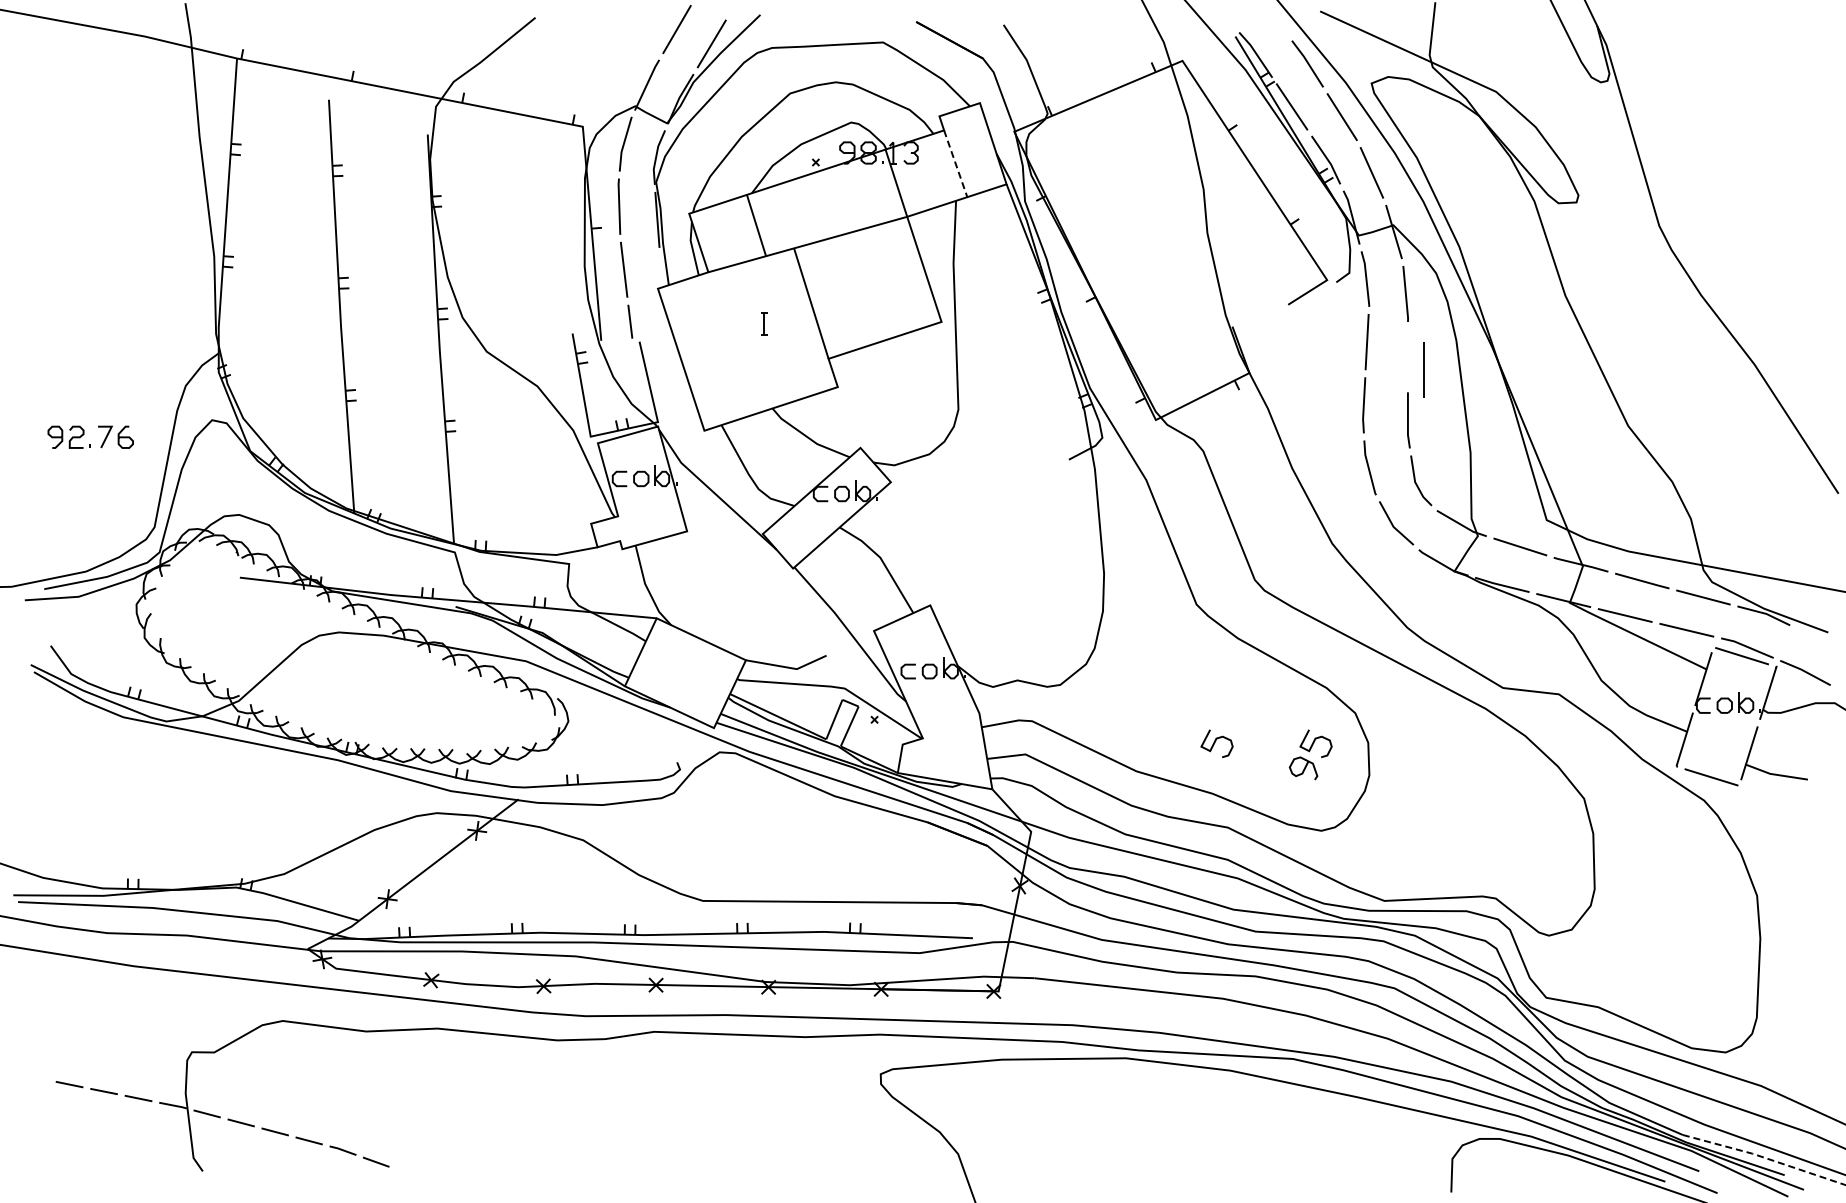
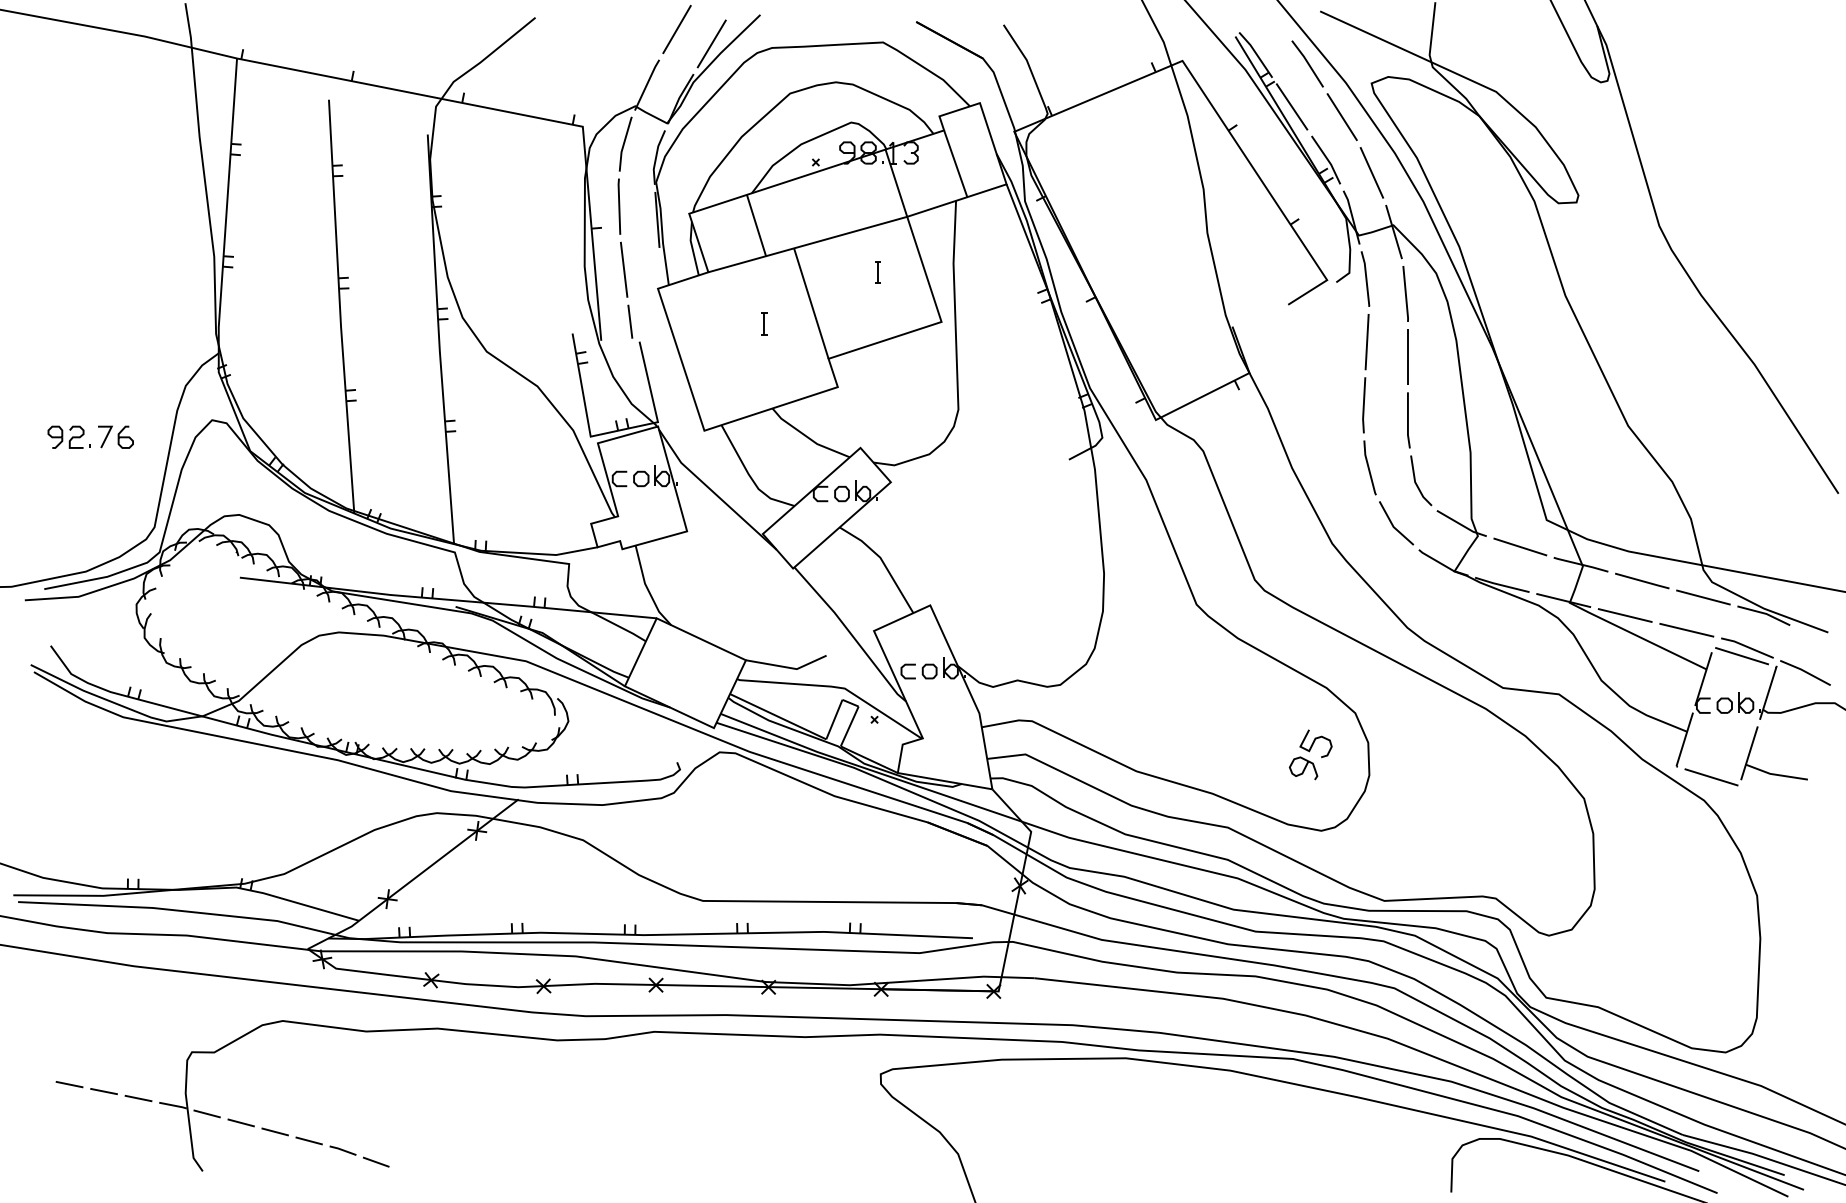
line: dashed -> solid (955, 164)
part: none -> present (877, 272)
line position: (1423, 369) -> (1407, 356) (1407, 356)
curve: present -> none (1215, 743)
line: dashed -> solid (1763, 1157)
